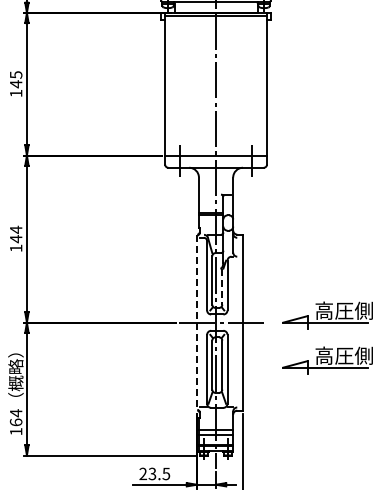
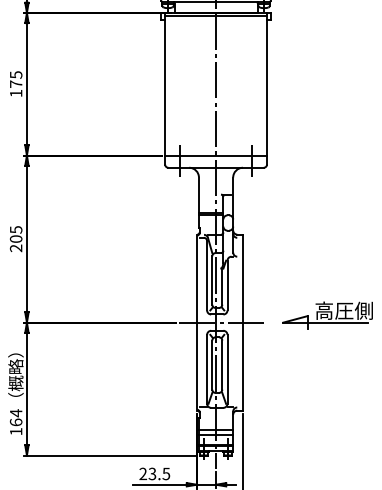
text: 145 -> 175 (16, 84)
text: 144 -> 205 (15, 238)
line: dashed -> solid (222, 287)
line: dashed -> solid (196, 323)
part: present -> none (327, 360)
